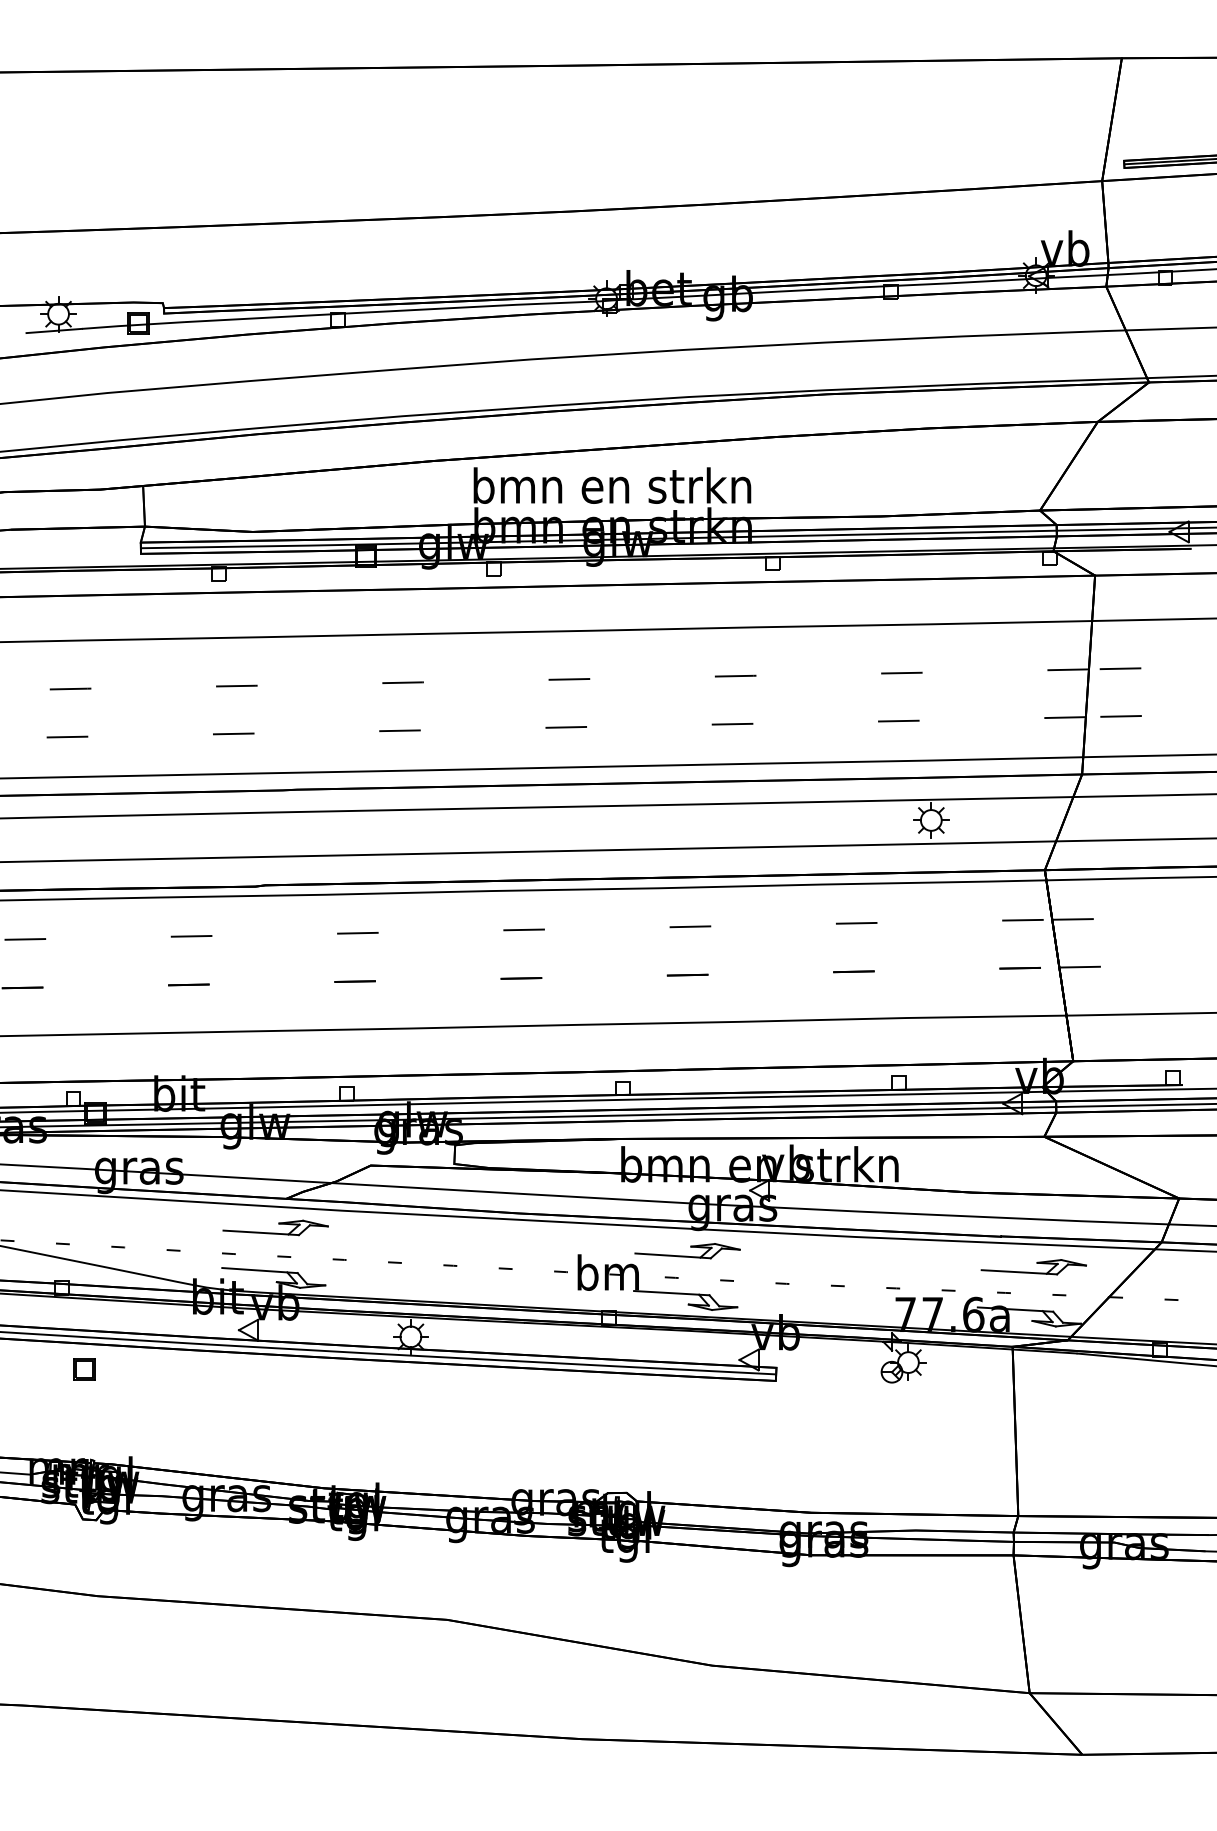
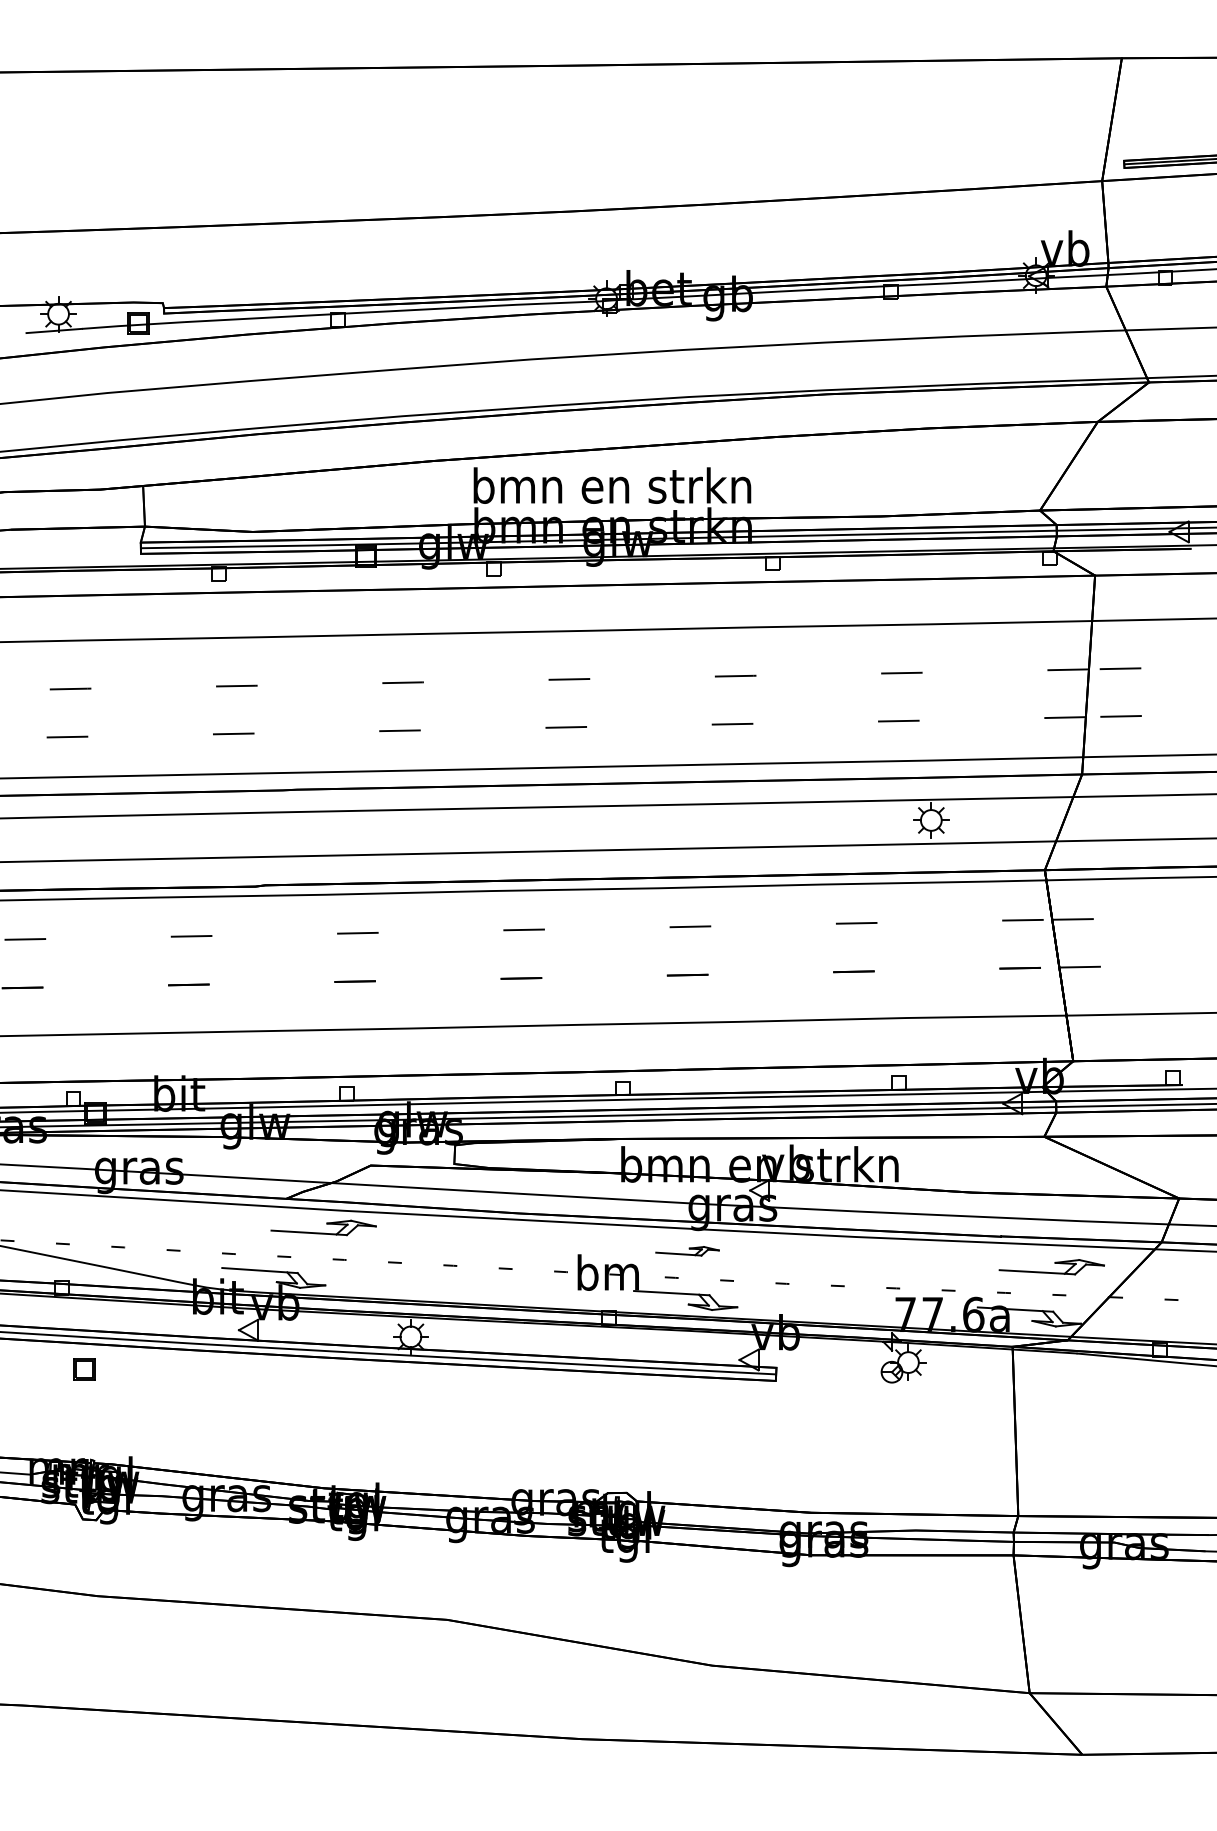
part position: (275, 1227) -> (323, 1227) (323, 1227)
part size: 107x17 px -> 65x11 px (687, 1251)
part position: (1033, 1267) -> (1051, 1267) (1051, 1267)
